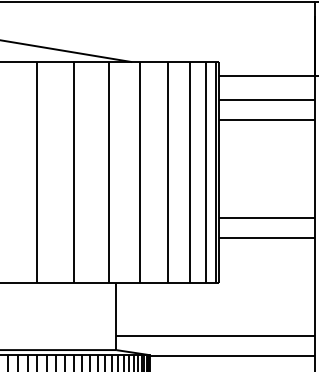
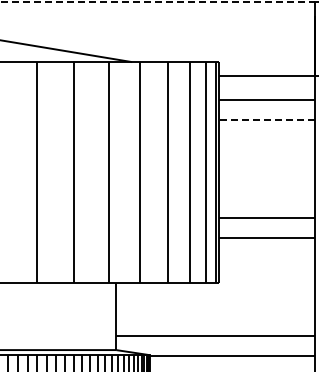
line: solid -> dashed (157, 2)
line: solid -> dashed (267, 119)
